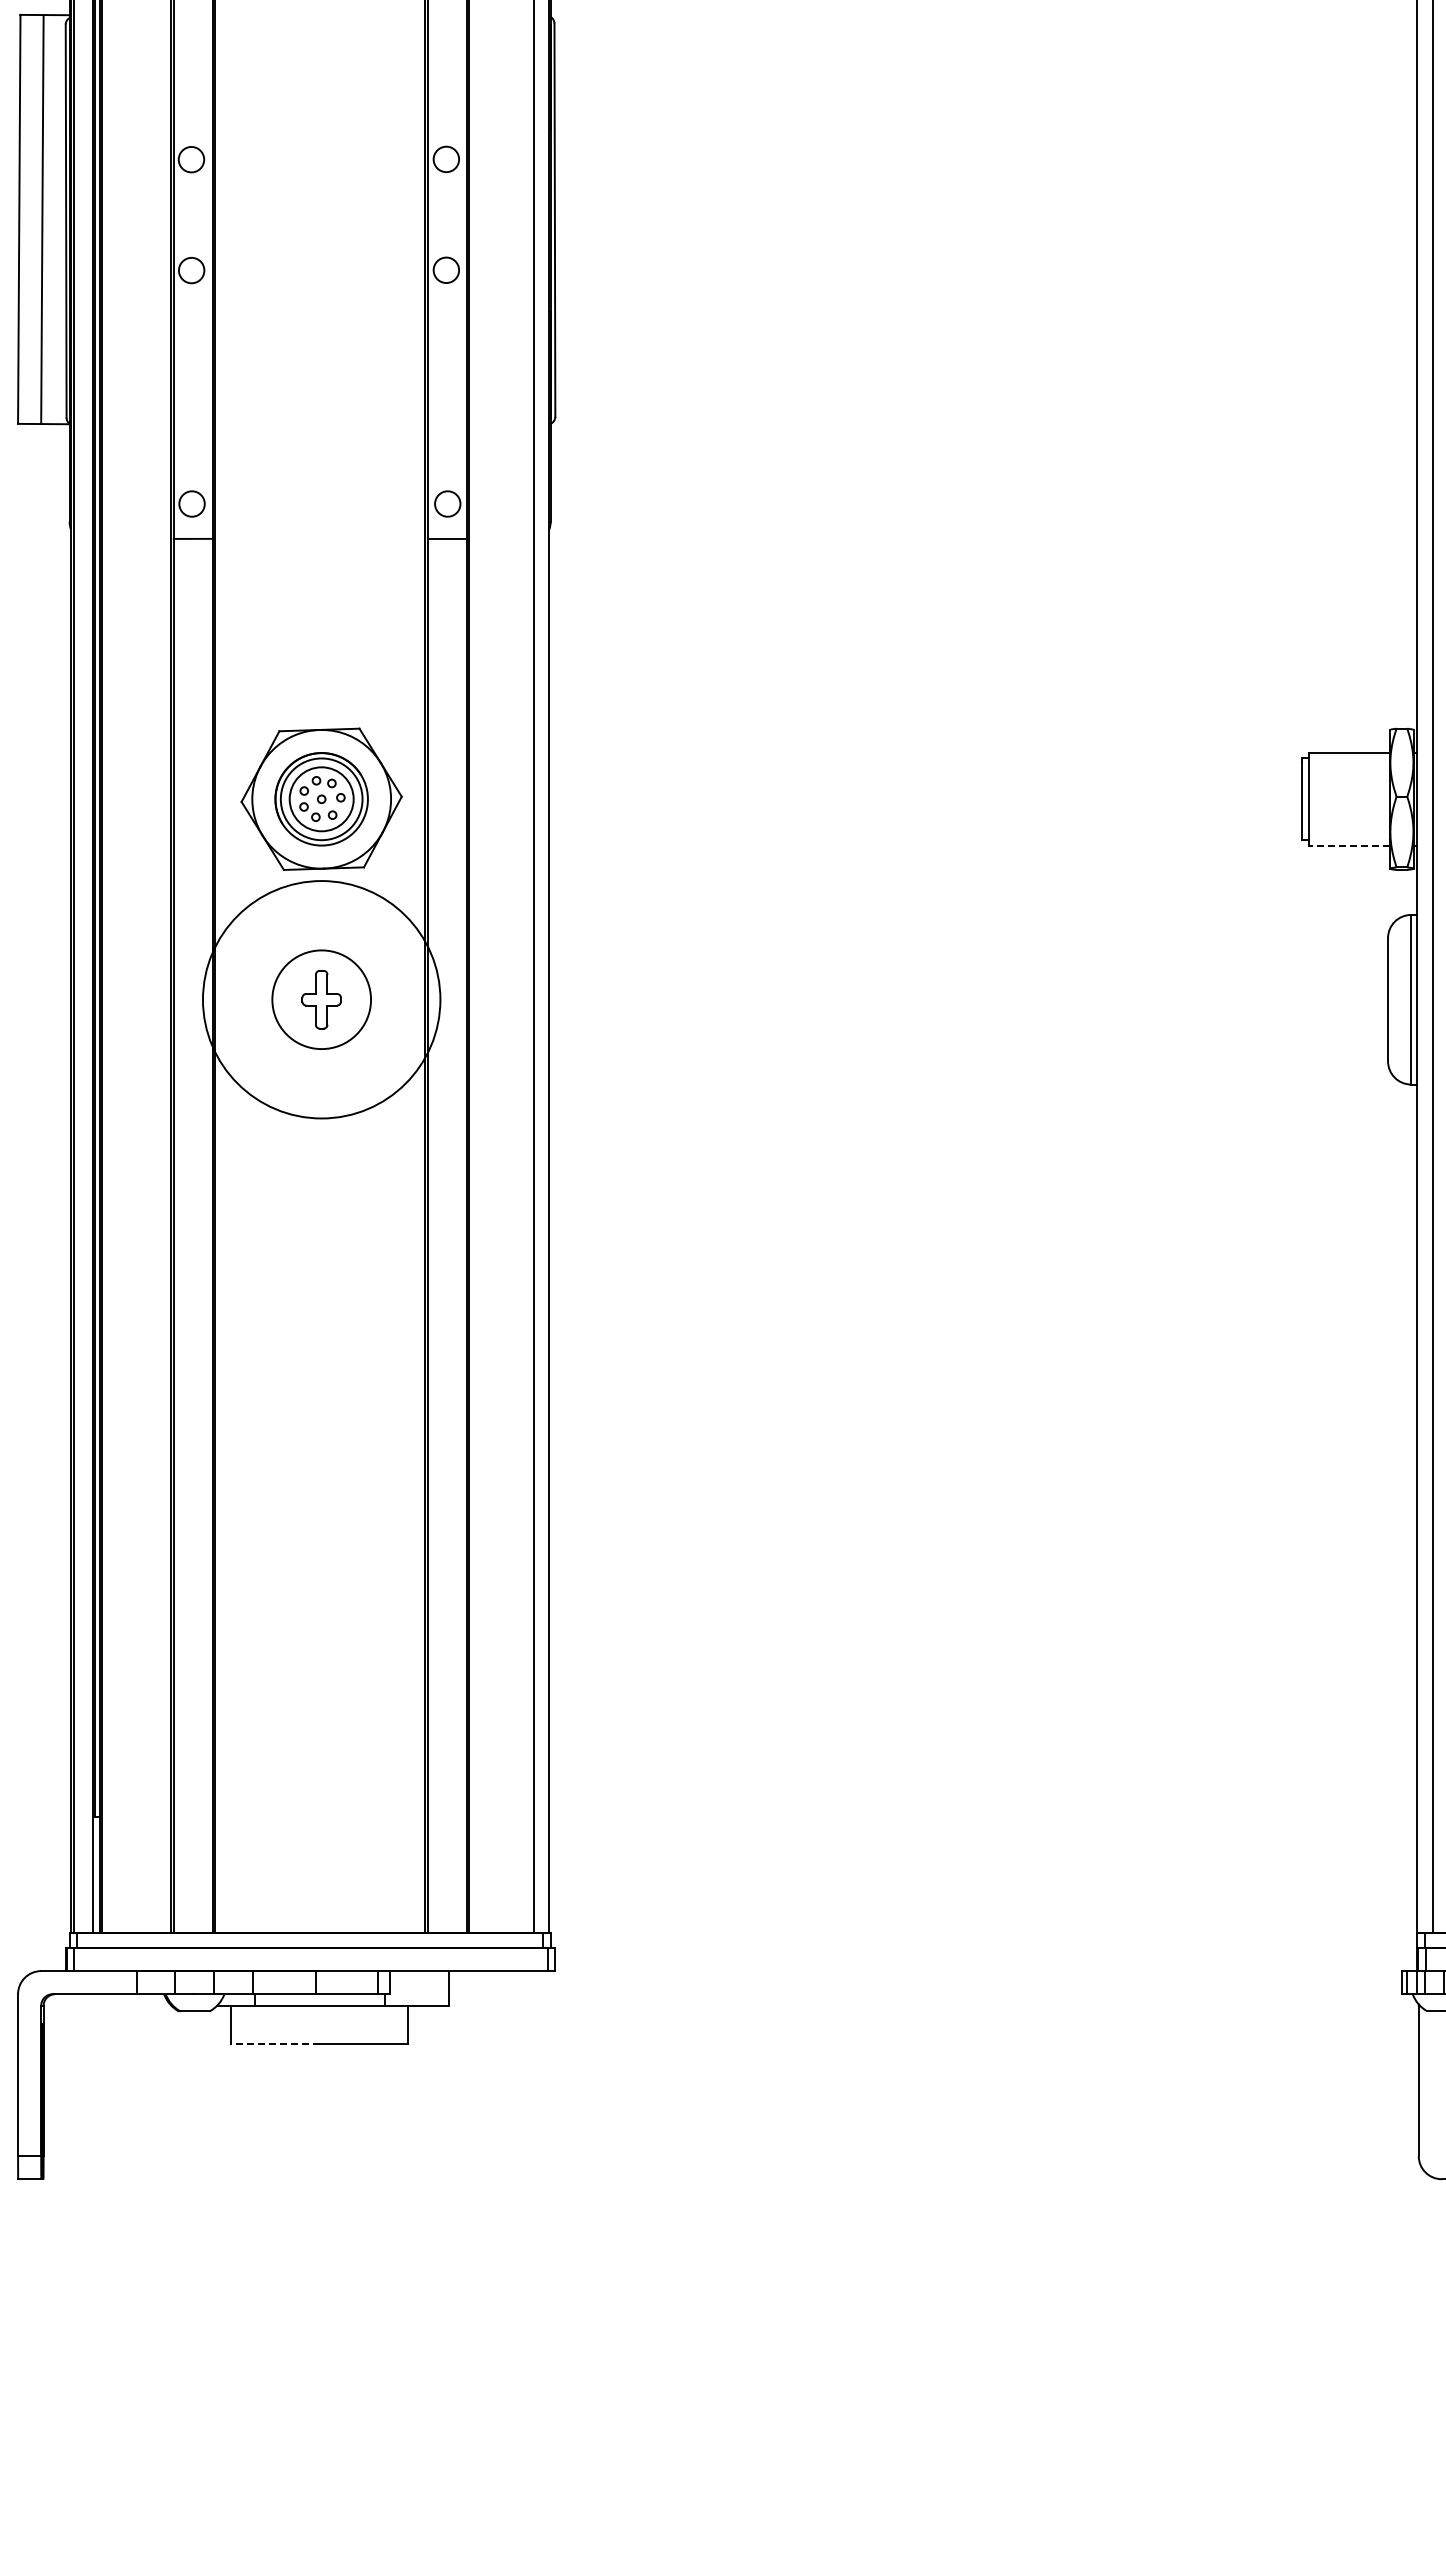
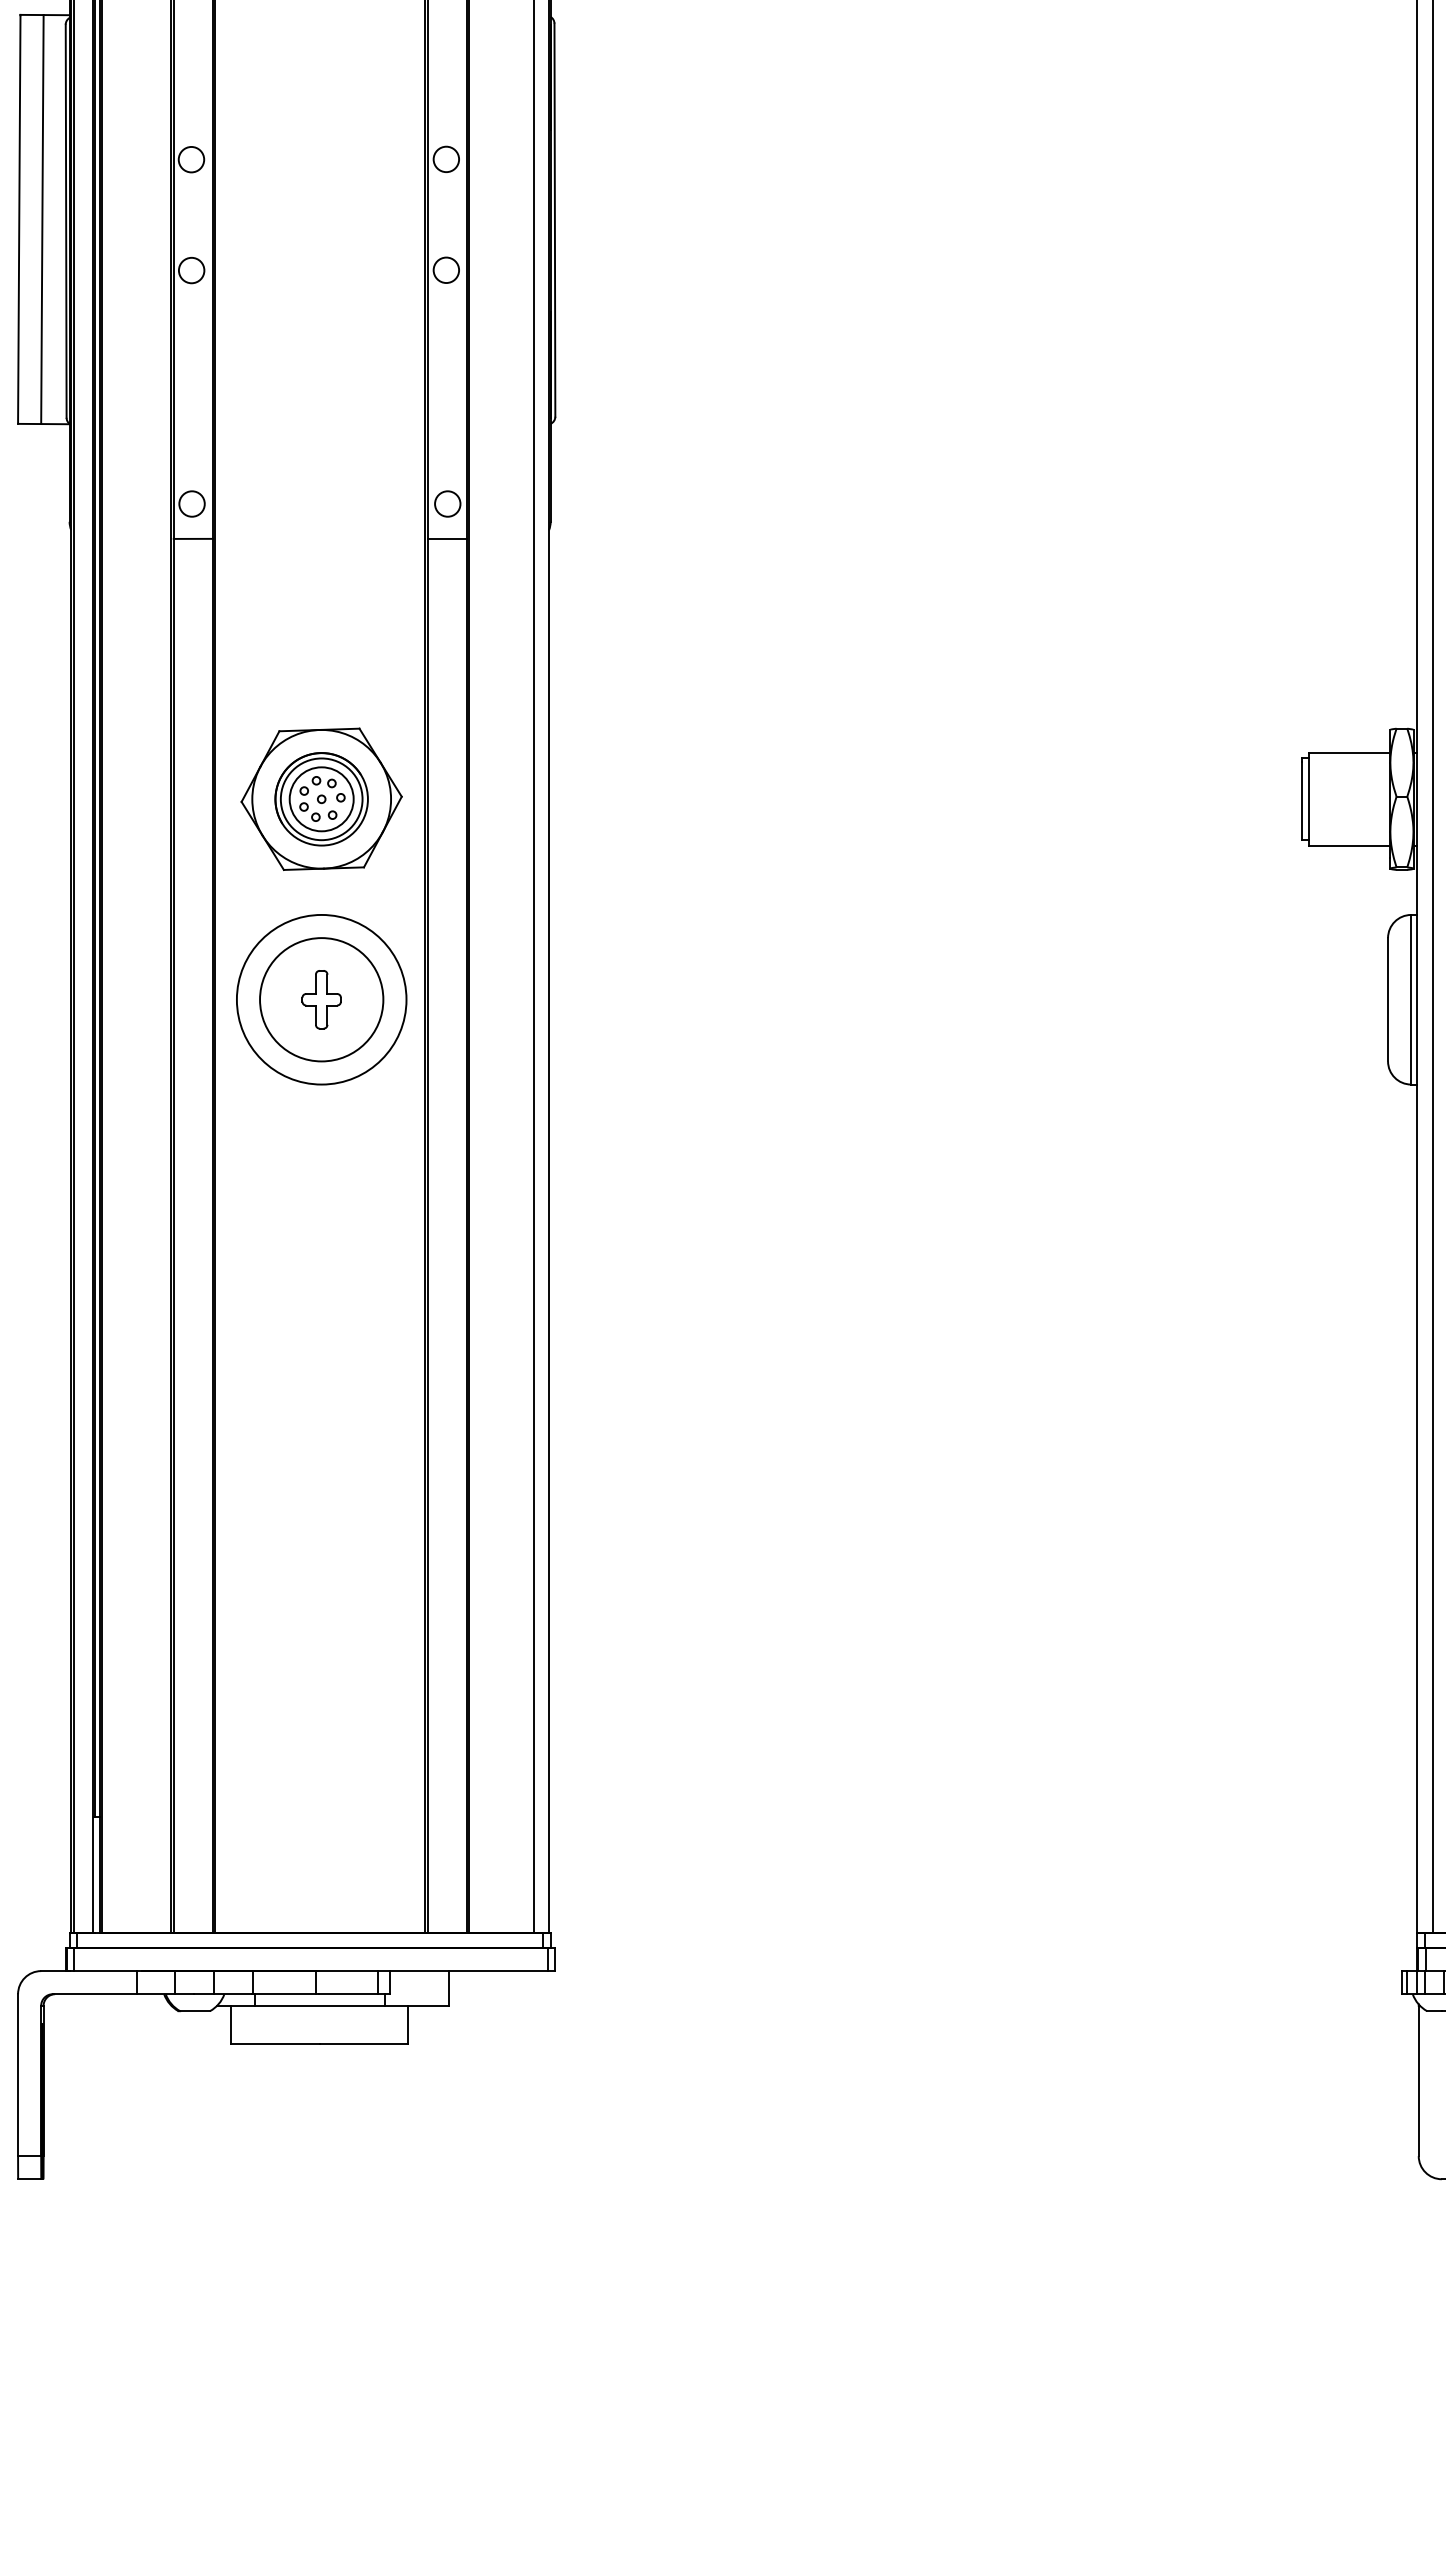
line: dashed -> solid (1349, 845)
circle diameter: 237 px -> 170 px (321, 999)
circle diameter: 99 px -> 123 px (321, 999)
line: dashed -> solid (275, 2044)
